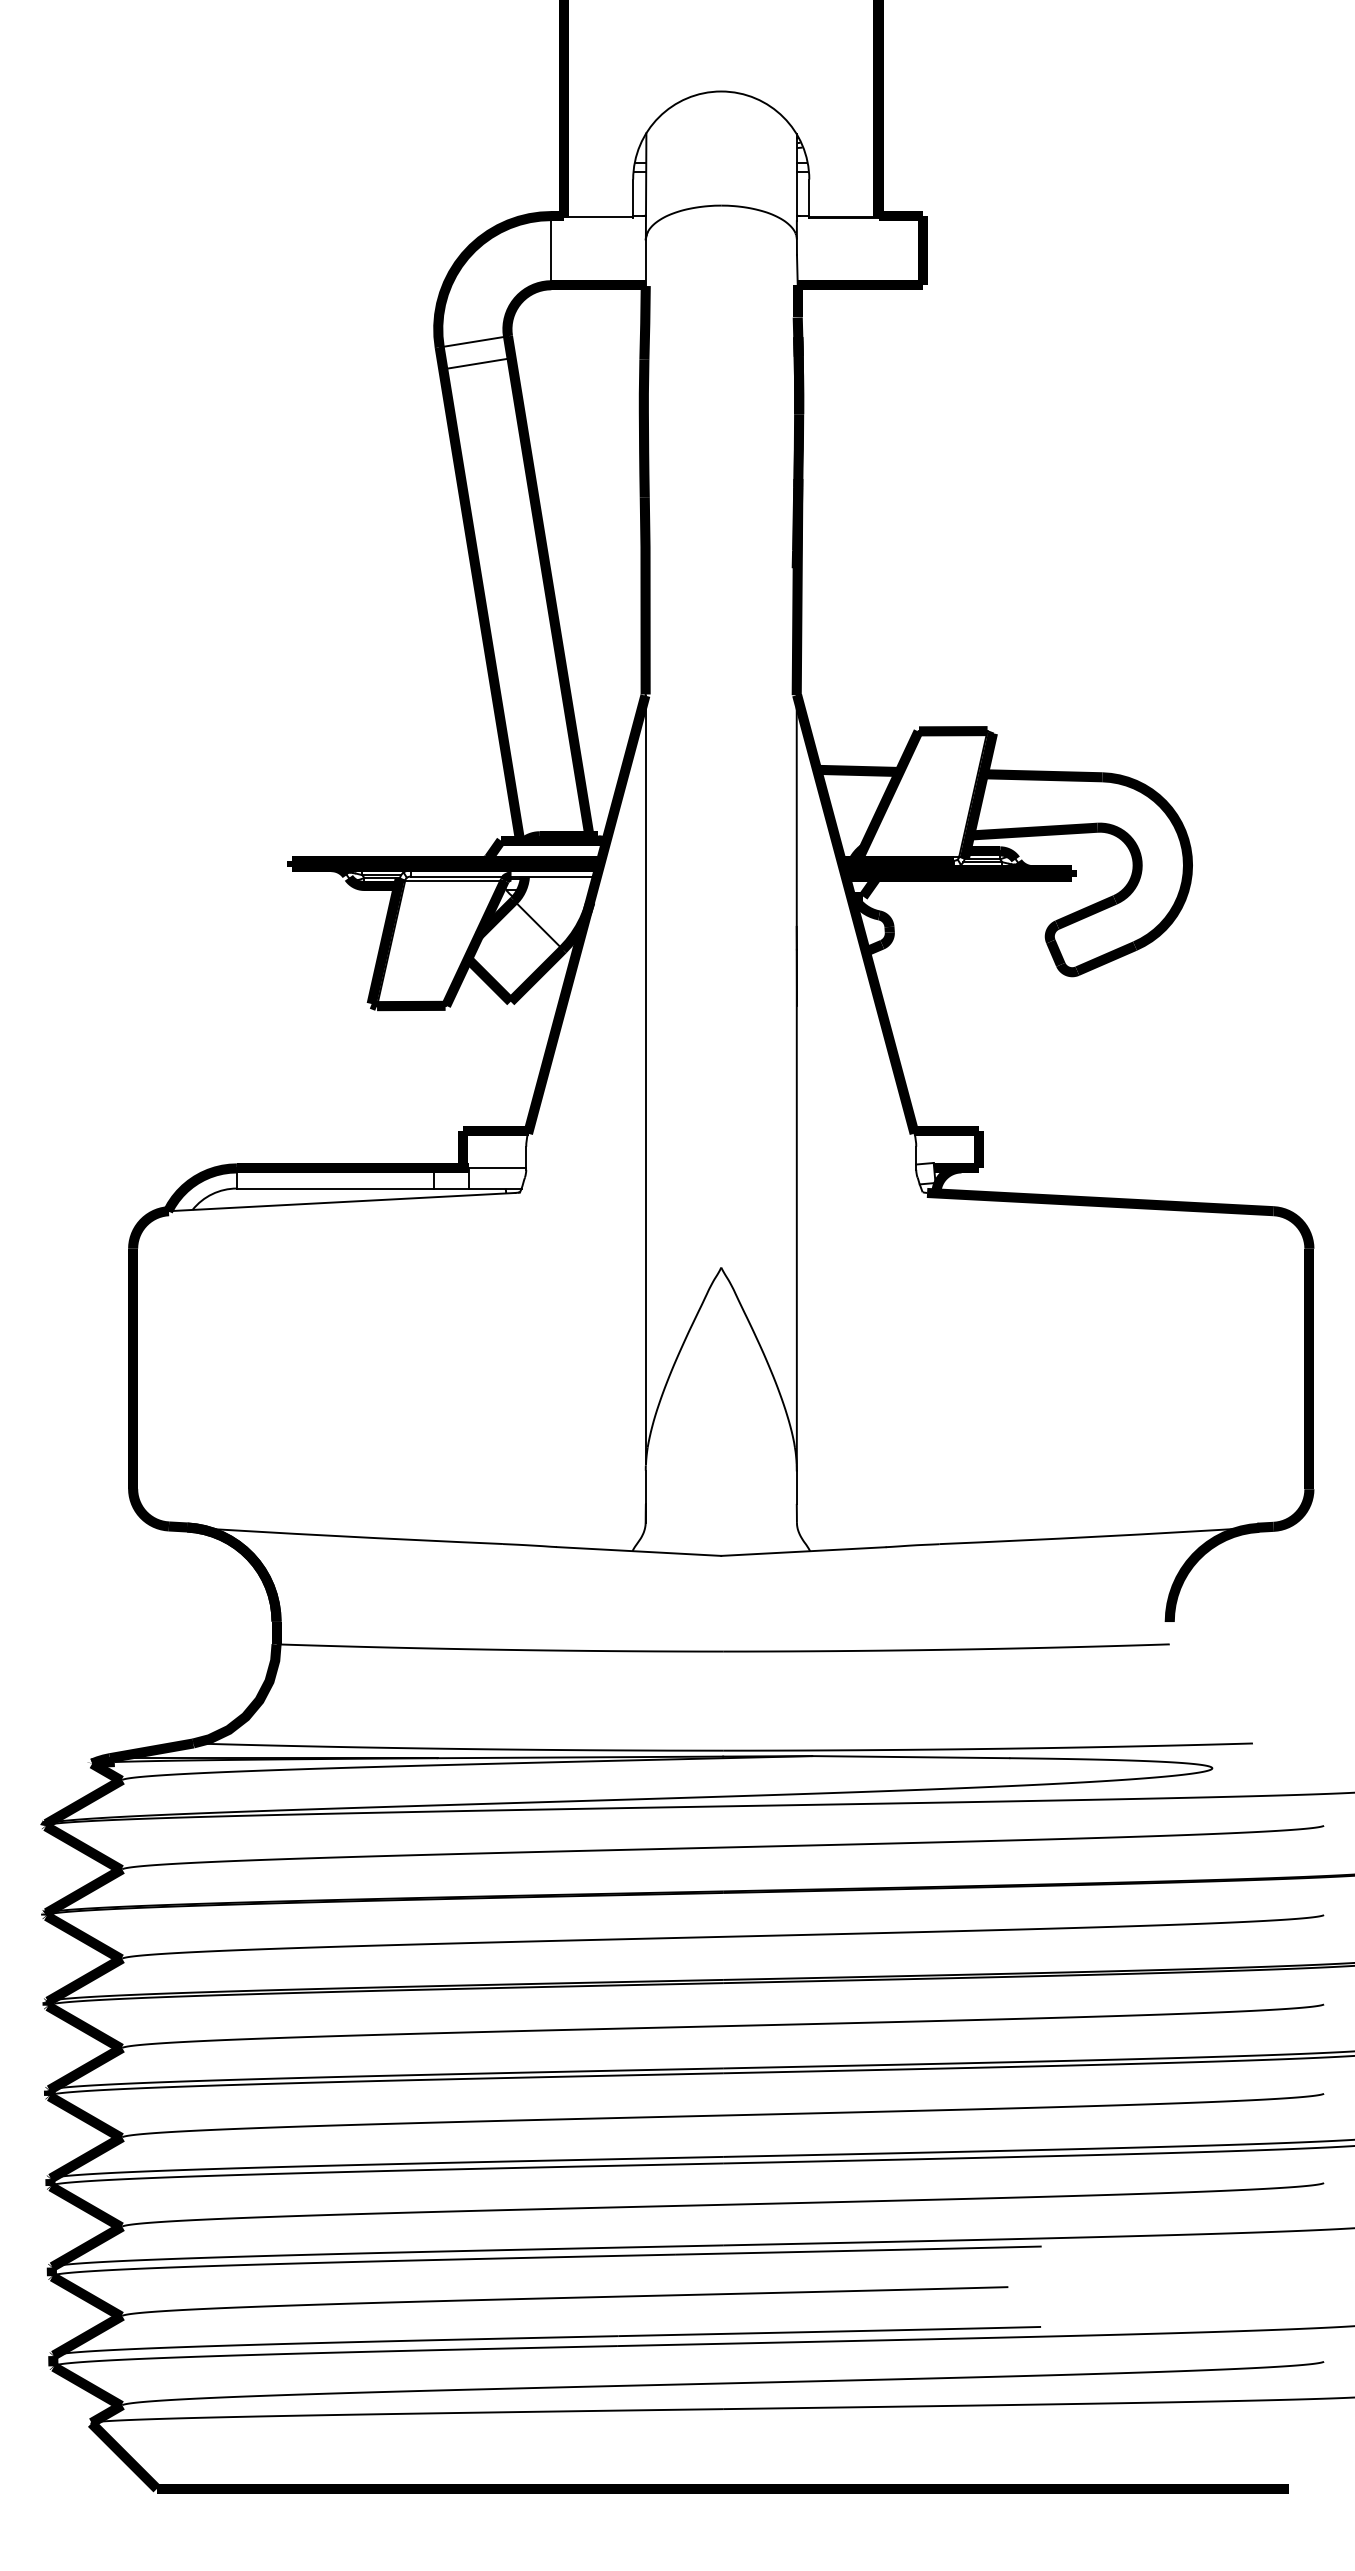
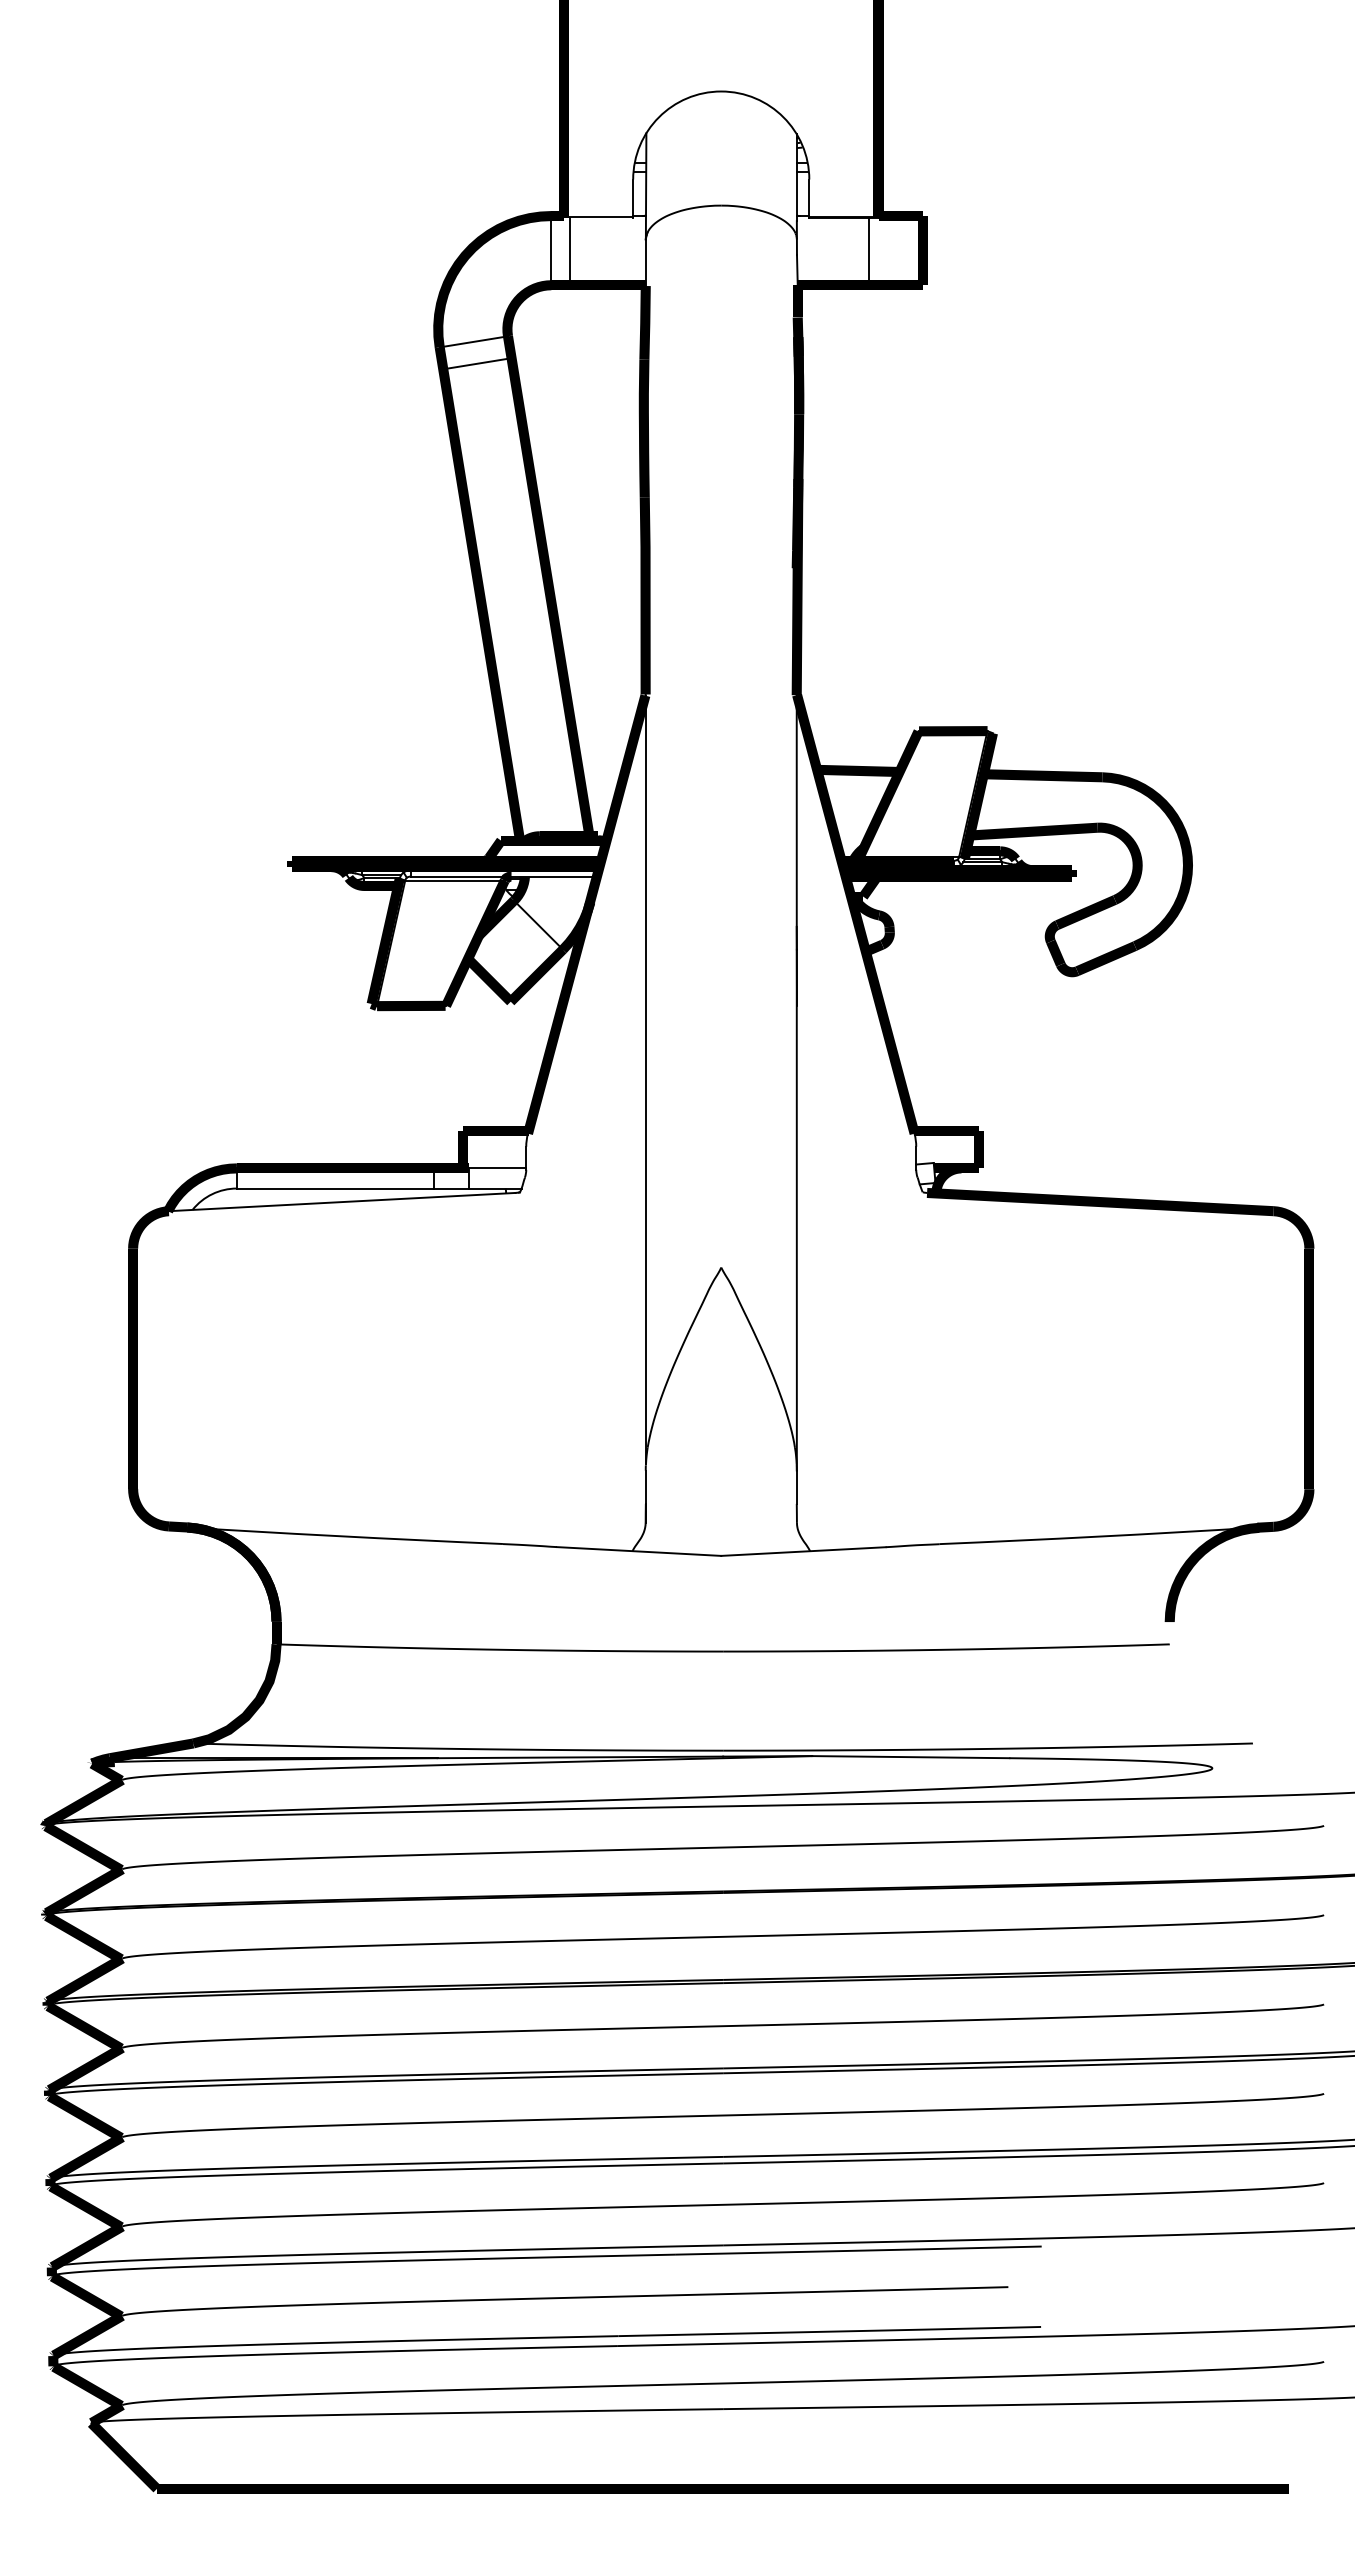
line: none -> present (570, 251)
line: none -> present (868, 251)
